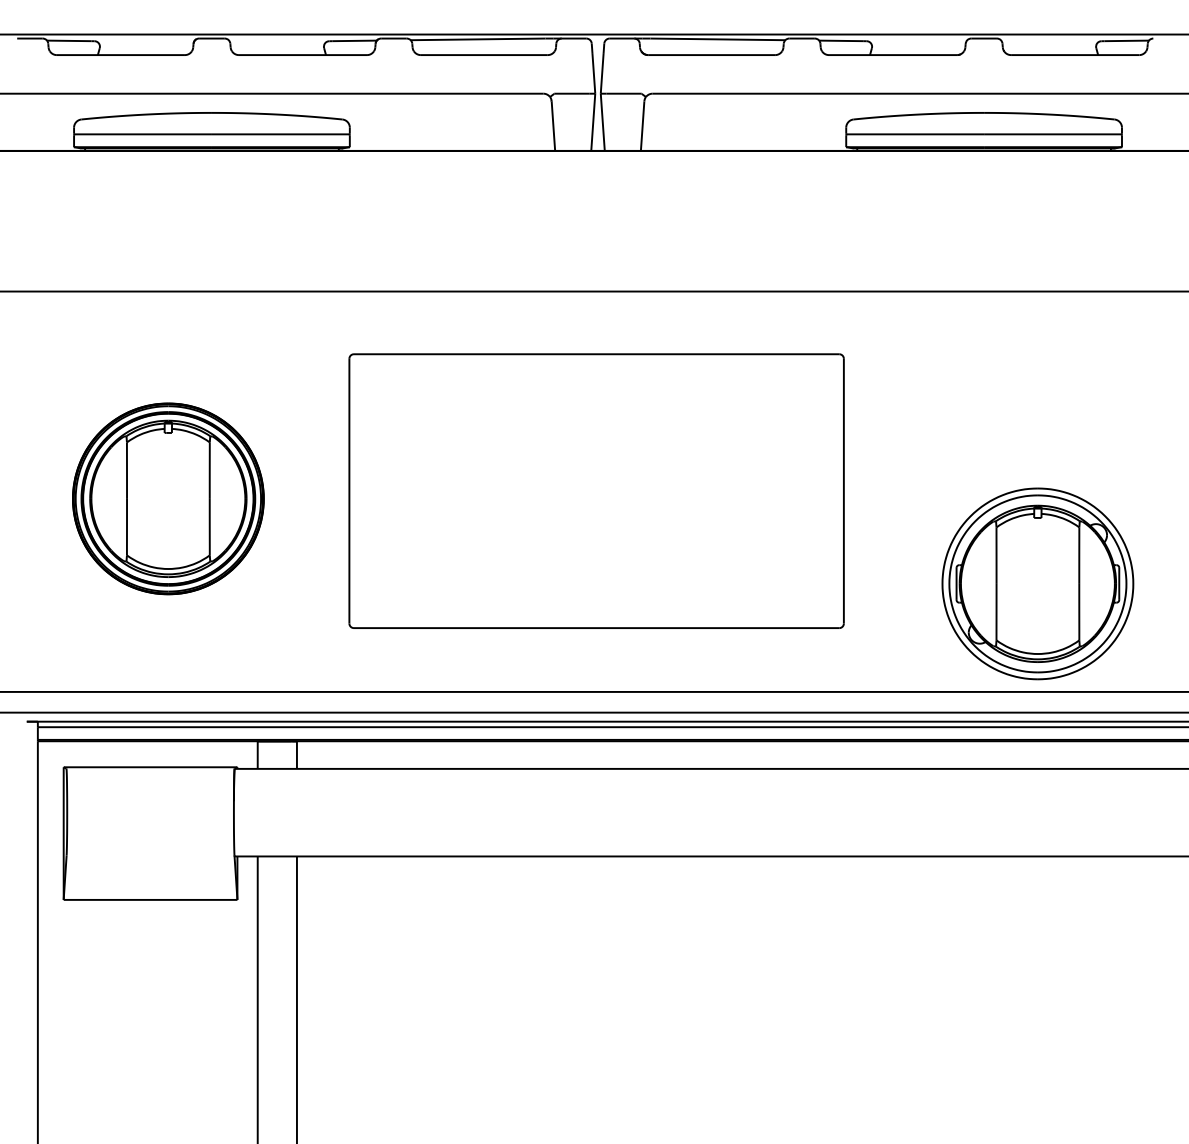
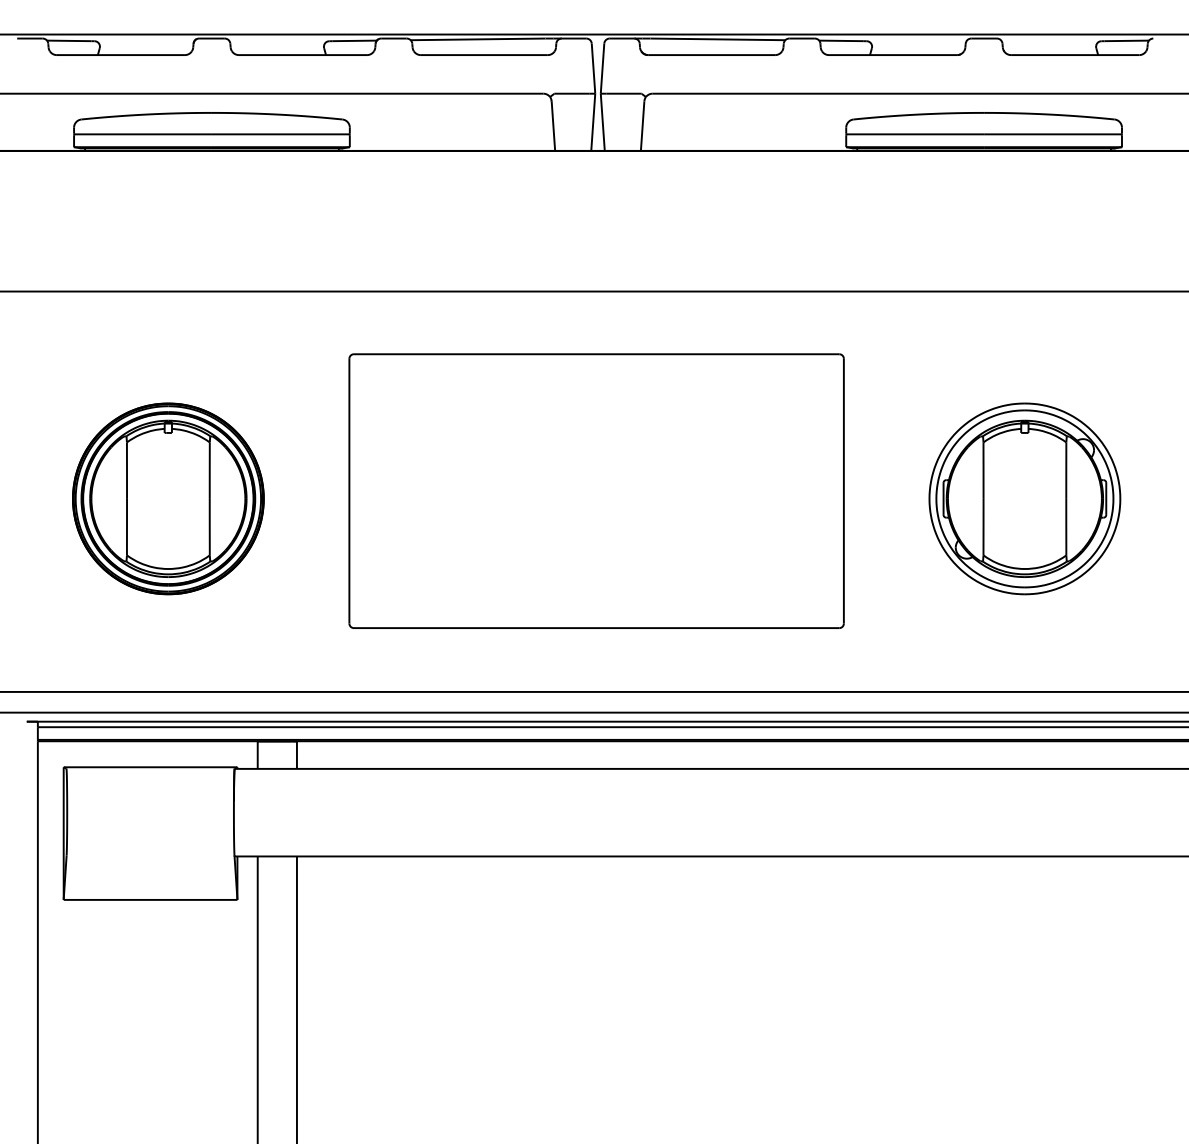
part position: (1037, 583) -> (1024, 498) (1024, 498)
